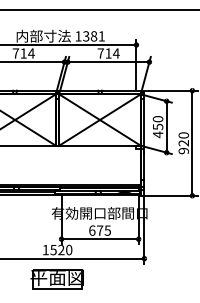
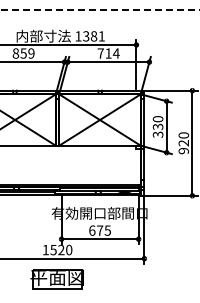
line: solid -> dashed (100, 10)
text: 714 -> 859 (23, 53)
text: 450 -> 330 (157, 130)
